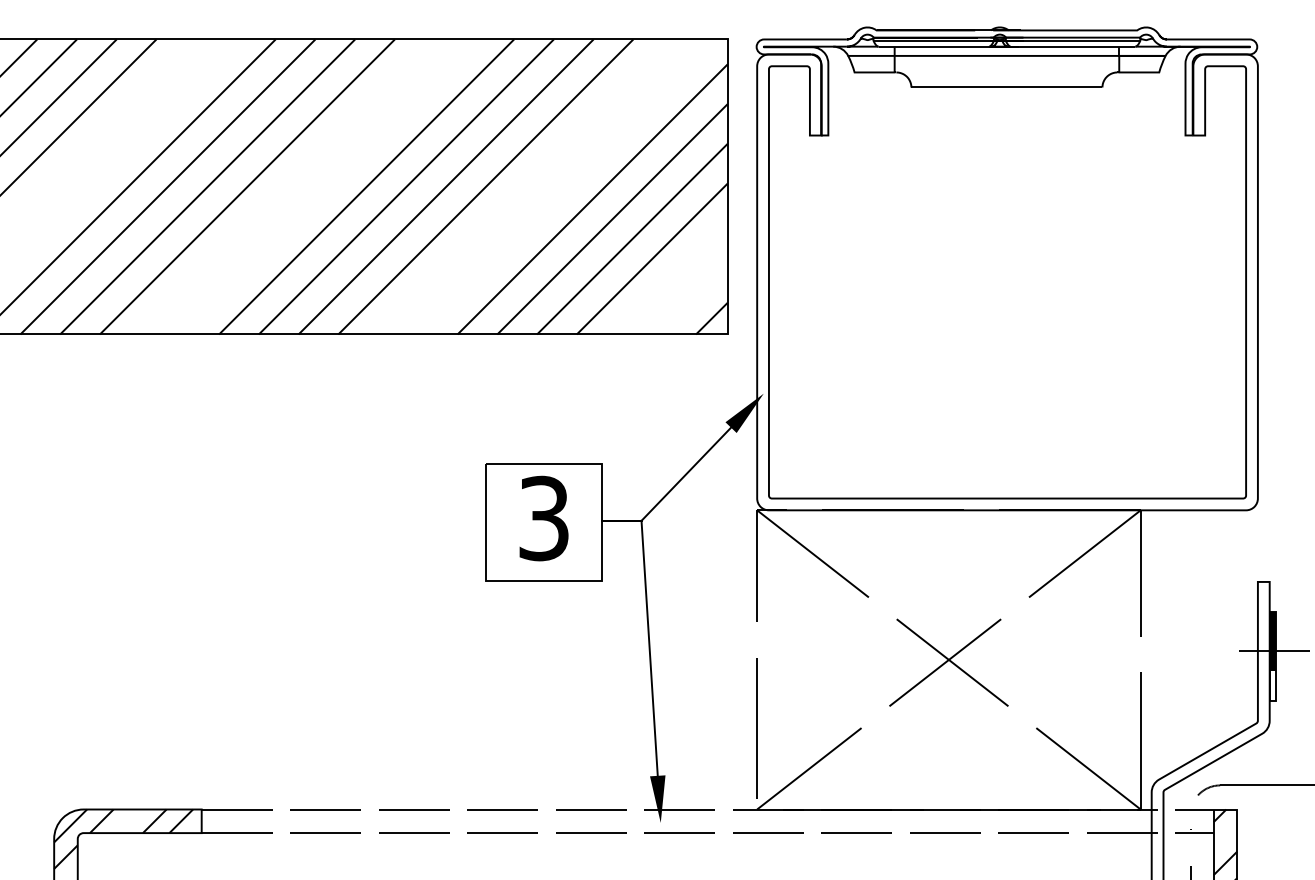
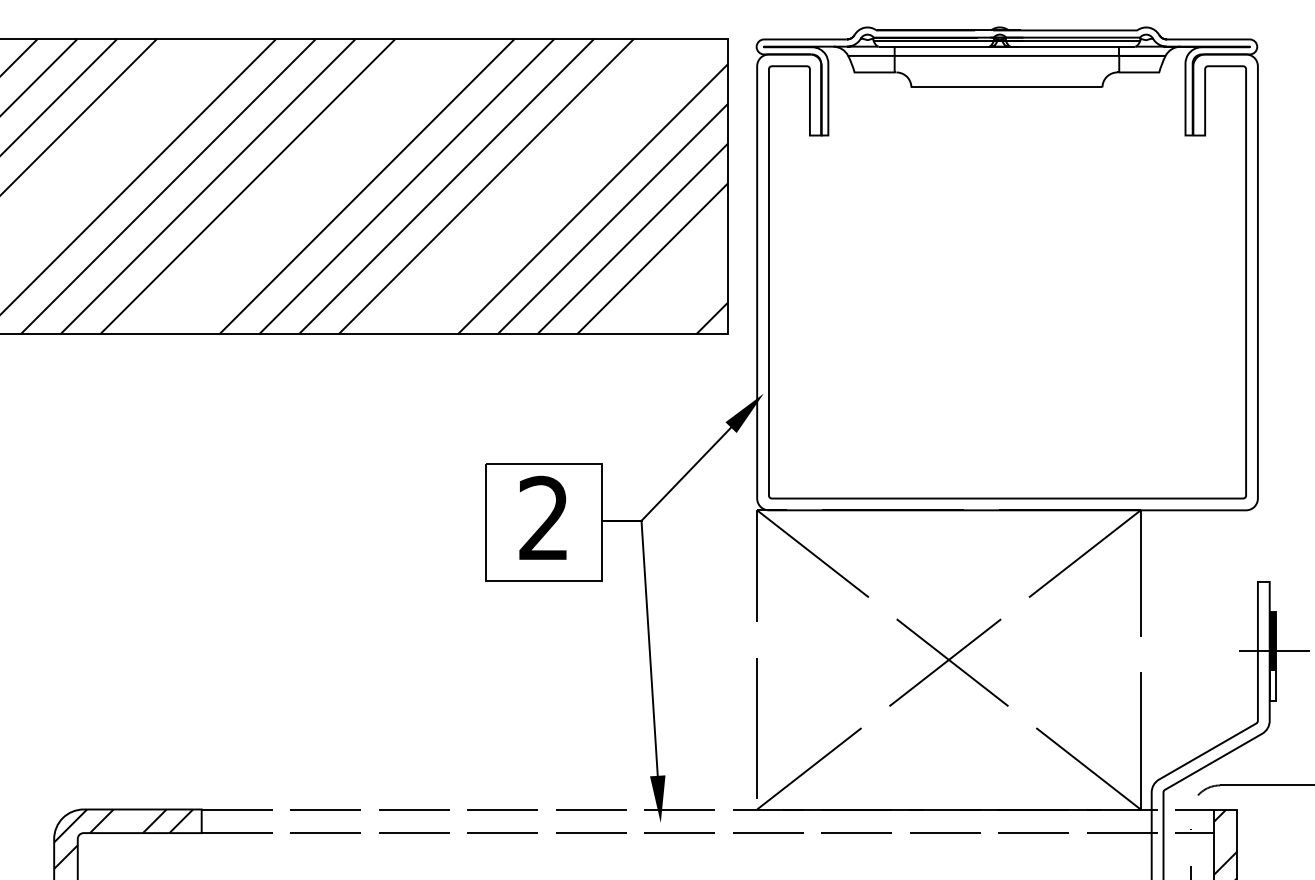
text: 3 -> 2 (543, 518)
